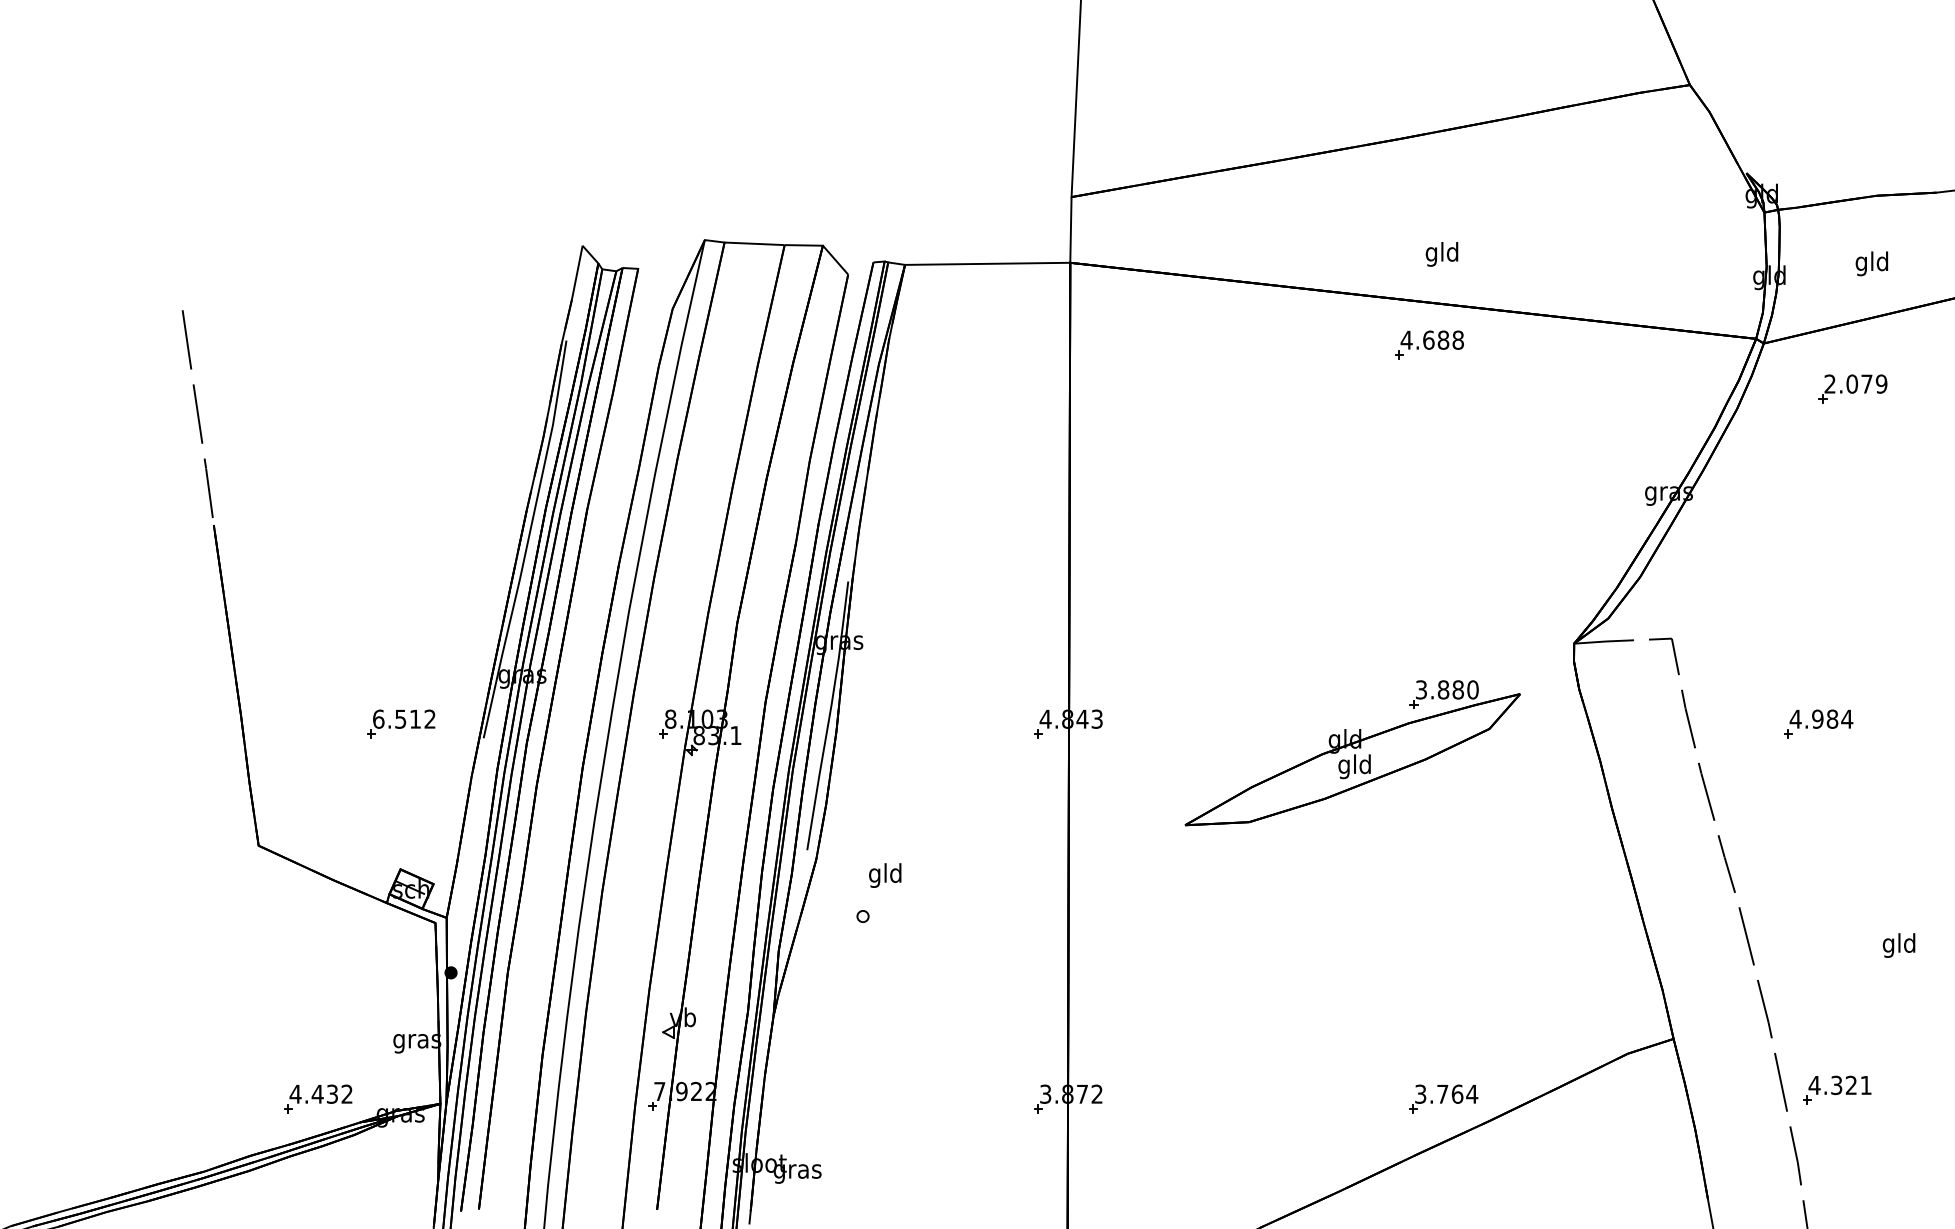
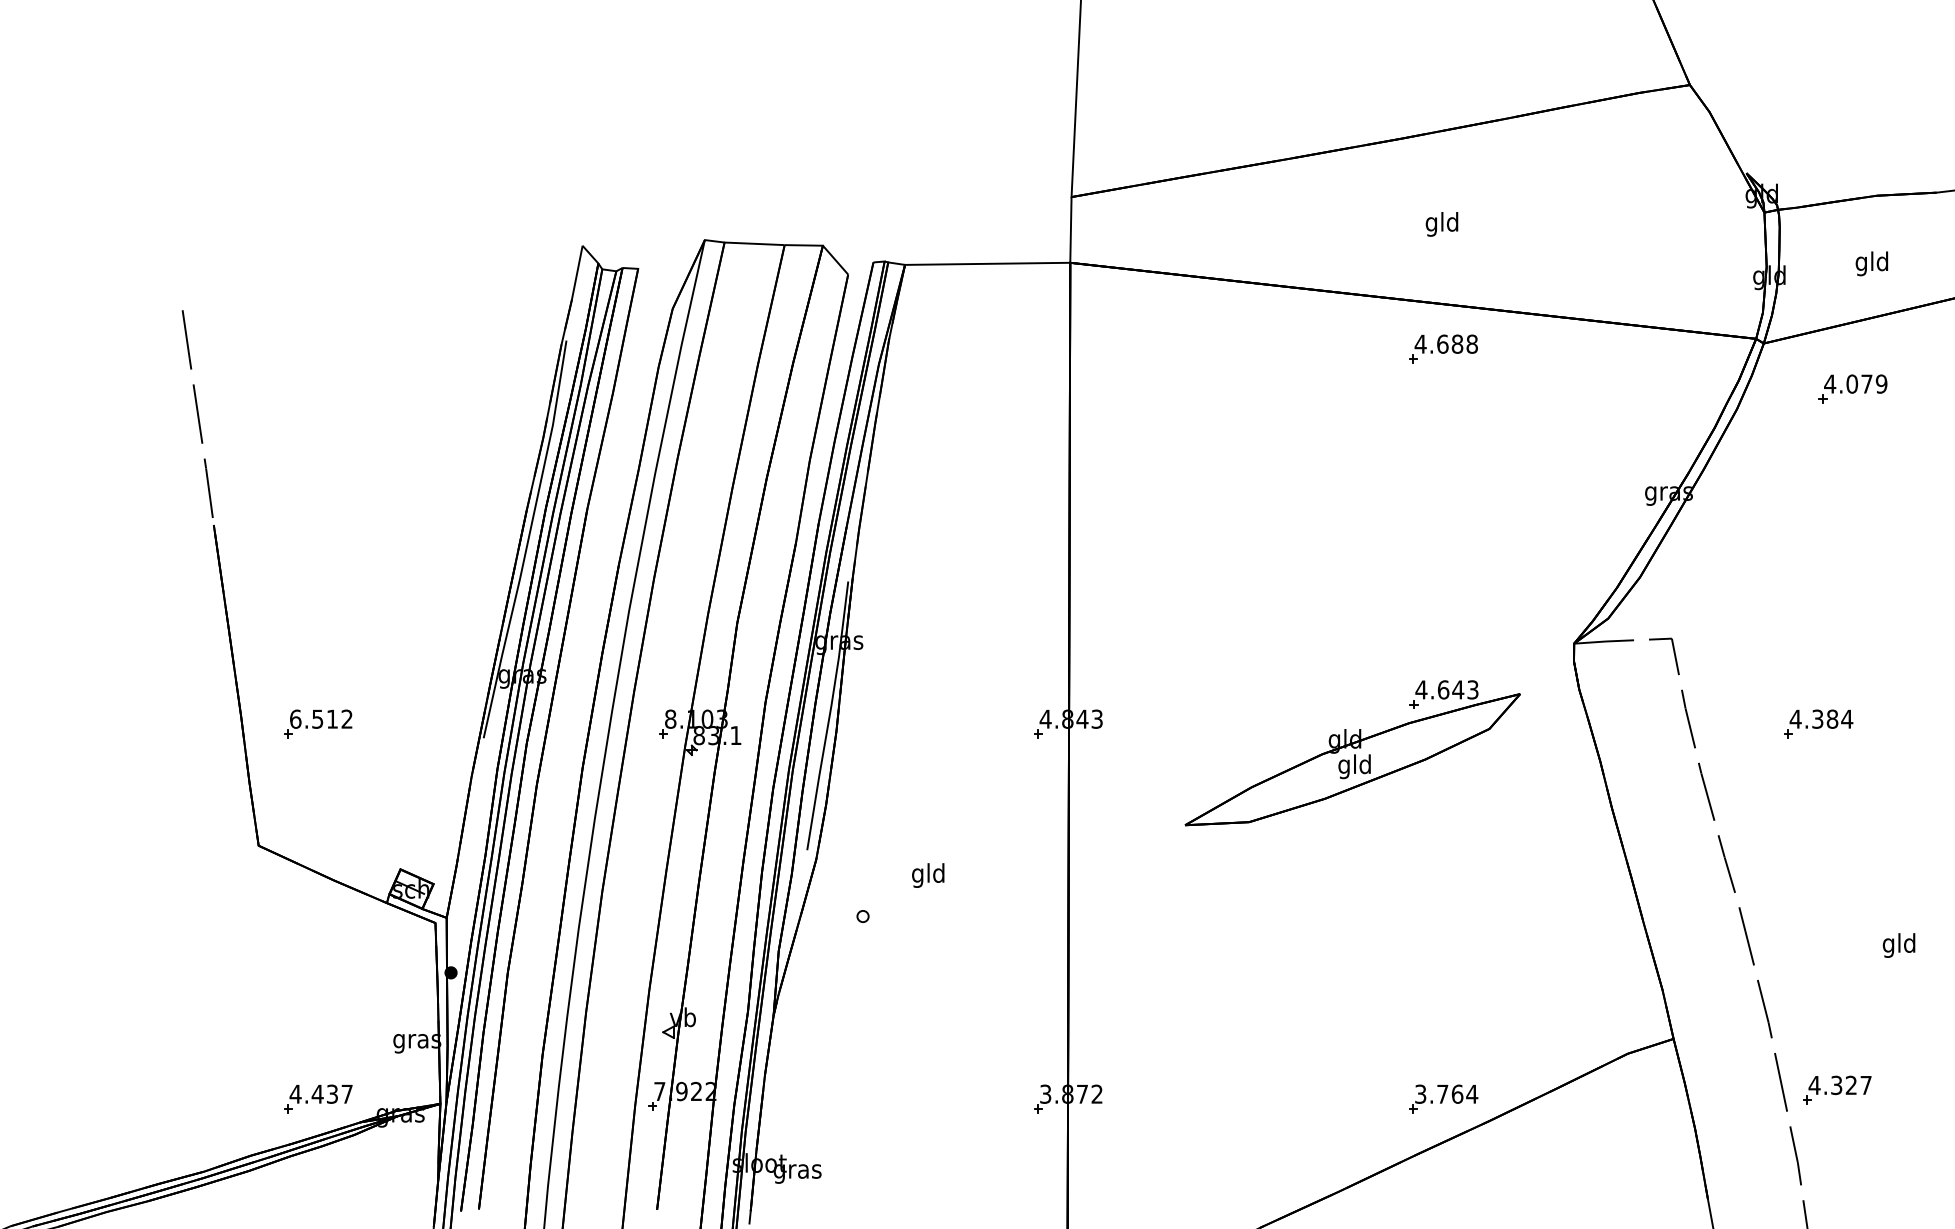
text position: (1441, 254) -> (1441, 224) (1441, 224)
part position: (1429, 344) -> (1443, 348) (1443, 348)
text: 2.079 -> 4.079 (1830, 383)
text: 3.880 -> 4.643 (1446, 689)
text: 4.984 -> 4.384 (1817, 718)
part position: (401, 723) -> (318, 723) (318, 723)
text position: (885, 875) -> (928, 875) (928, 875)
text: 4.321 -> 4.327 (1865, 1085)
text: 4.432 -> 4.437 (346, 1093)
